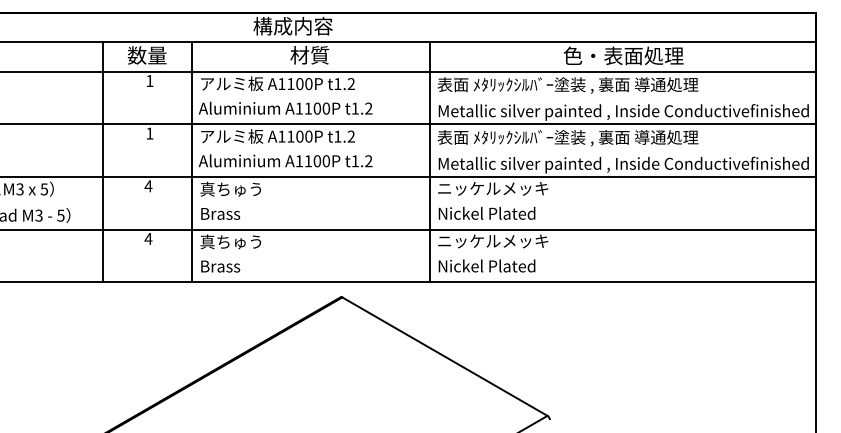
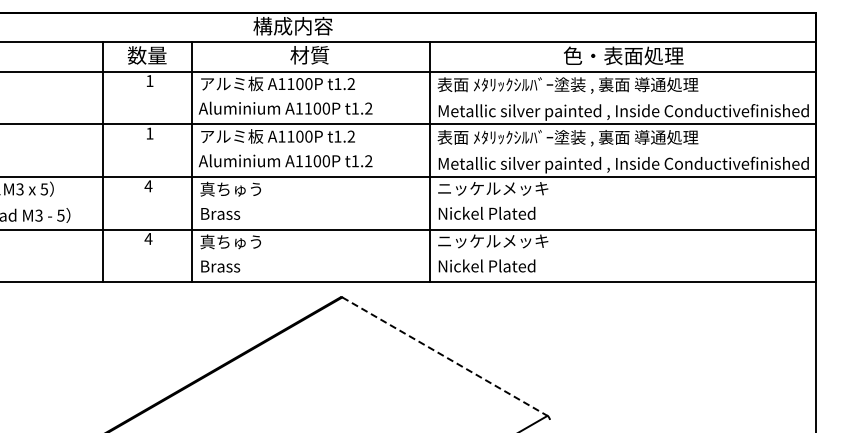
line: solid -> dashed (445, 356)
